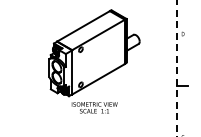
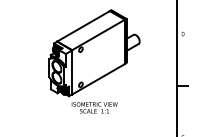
line: dashed -> solid (176, 68)
